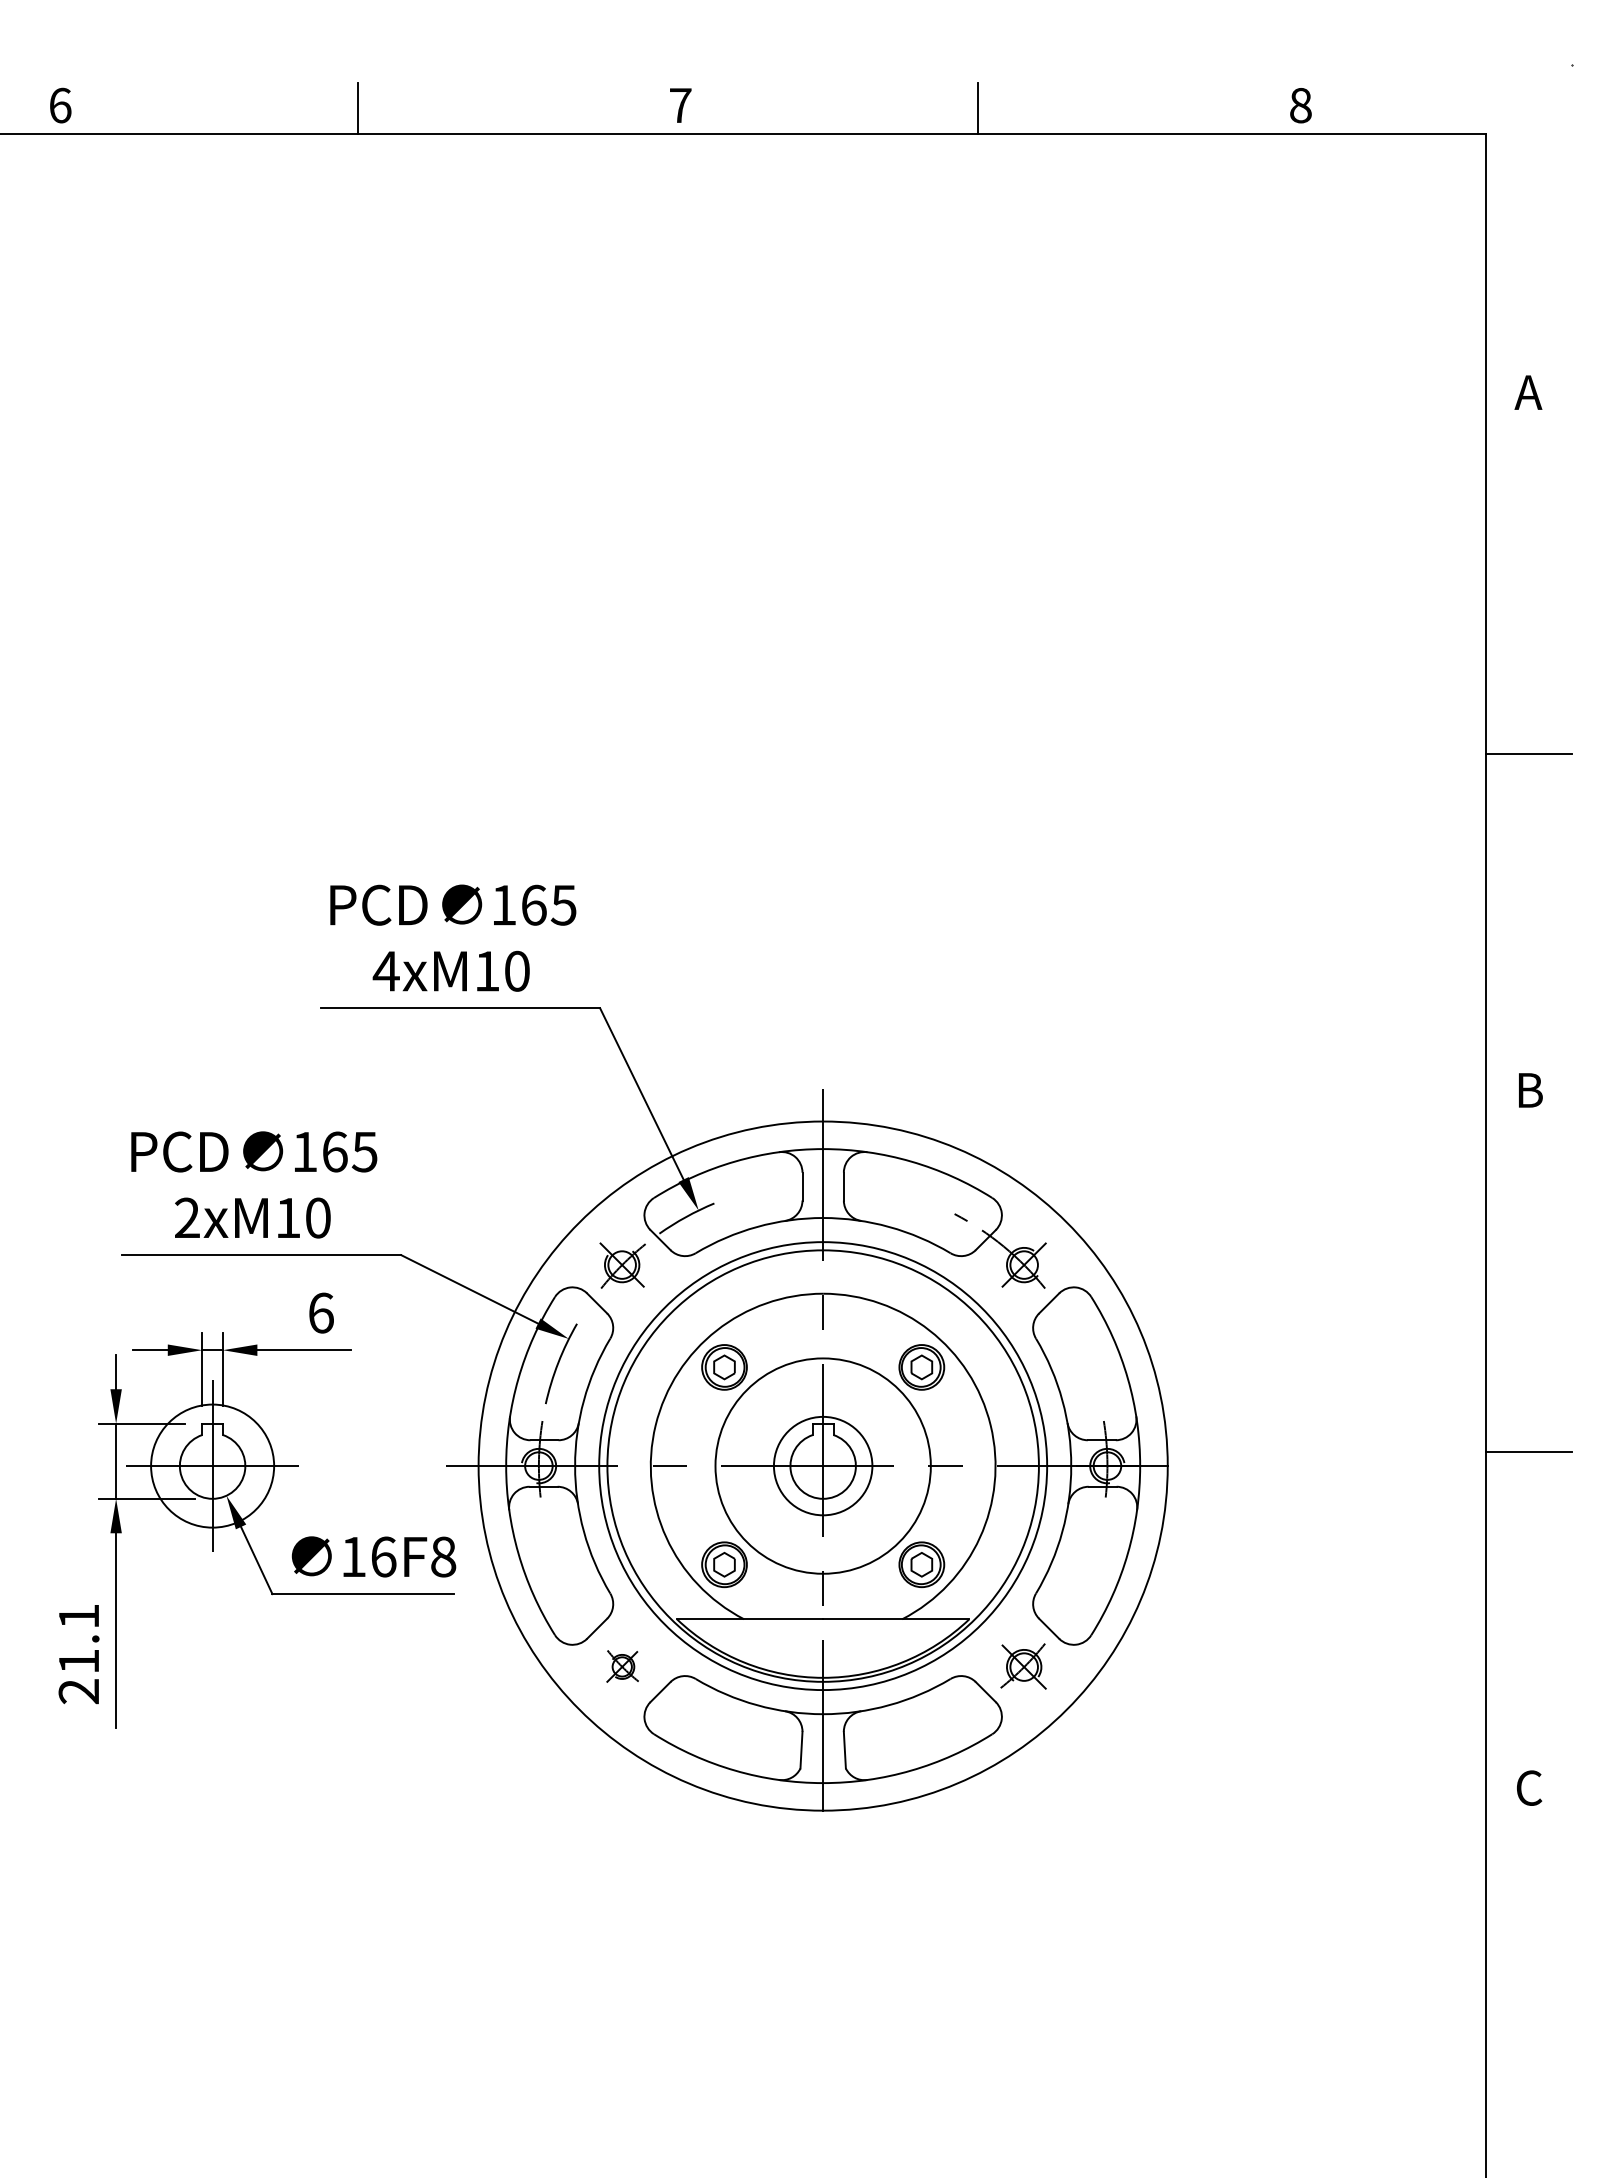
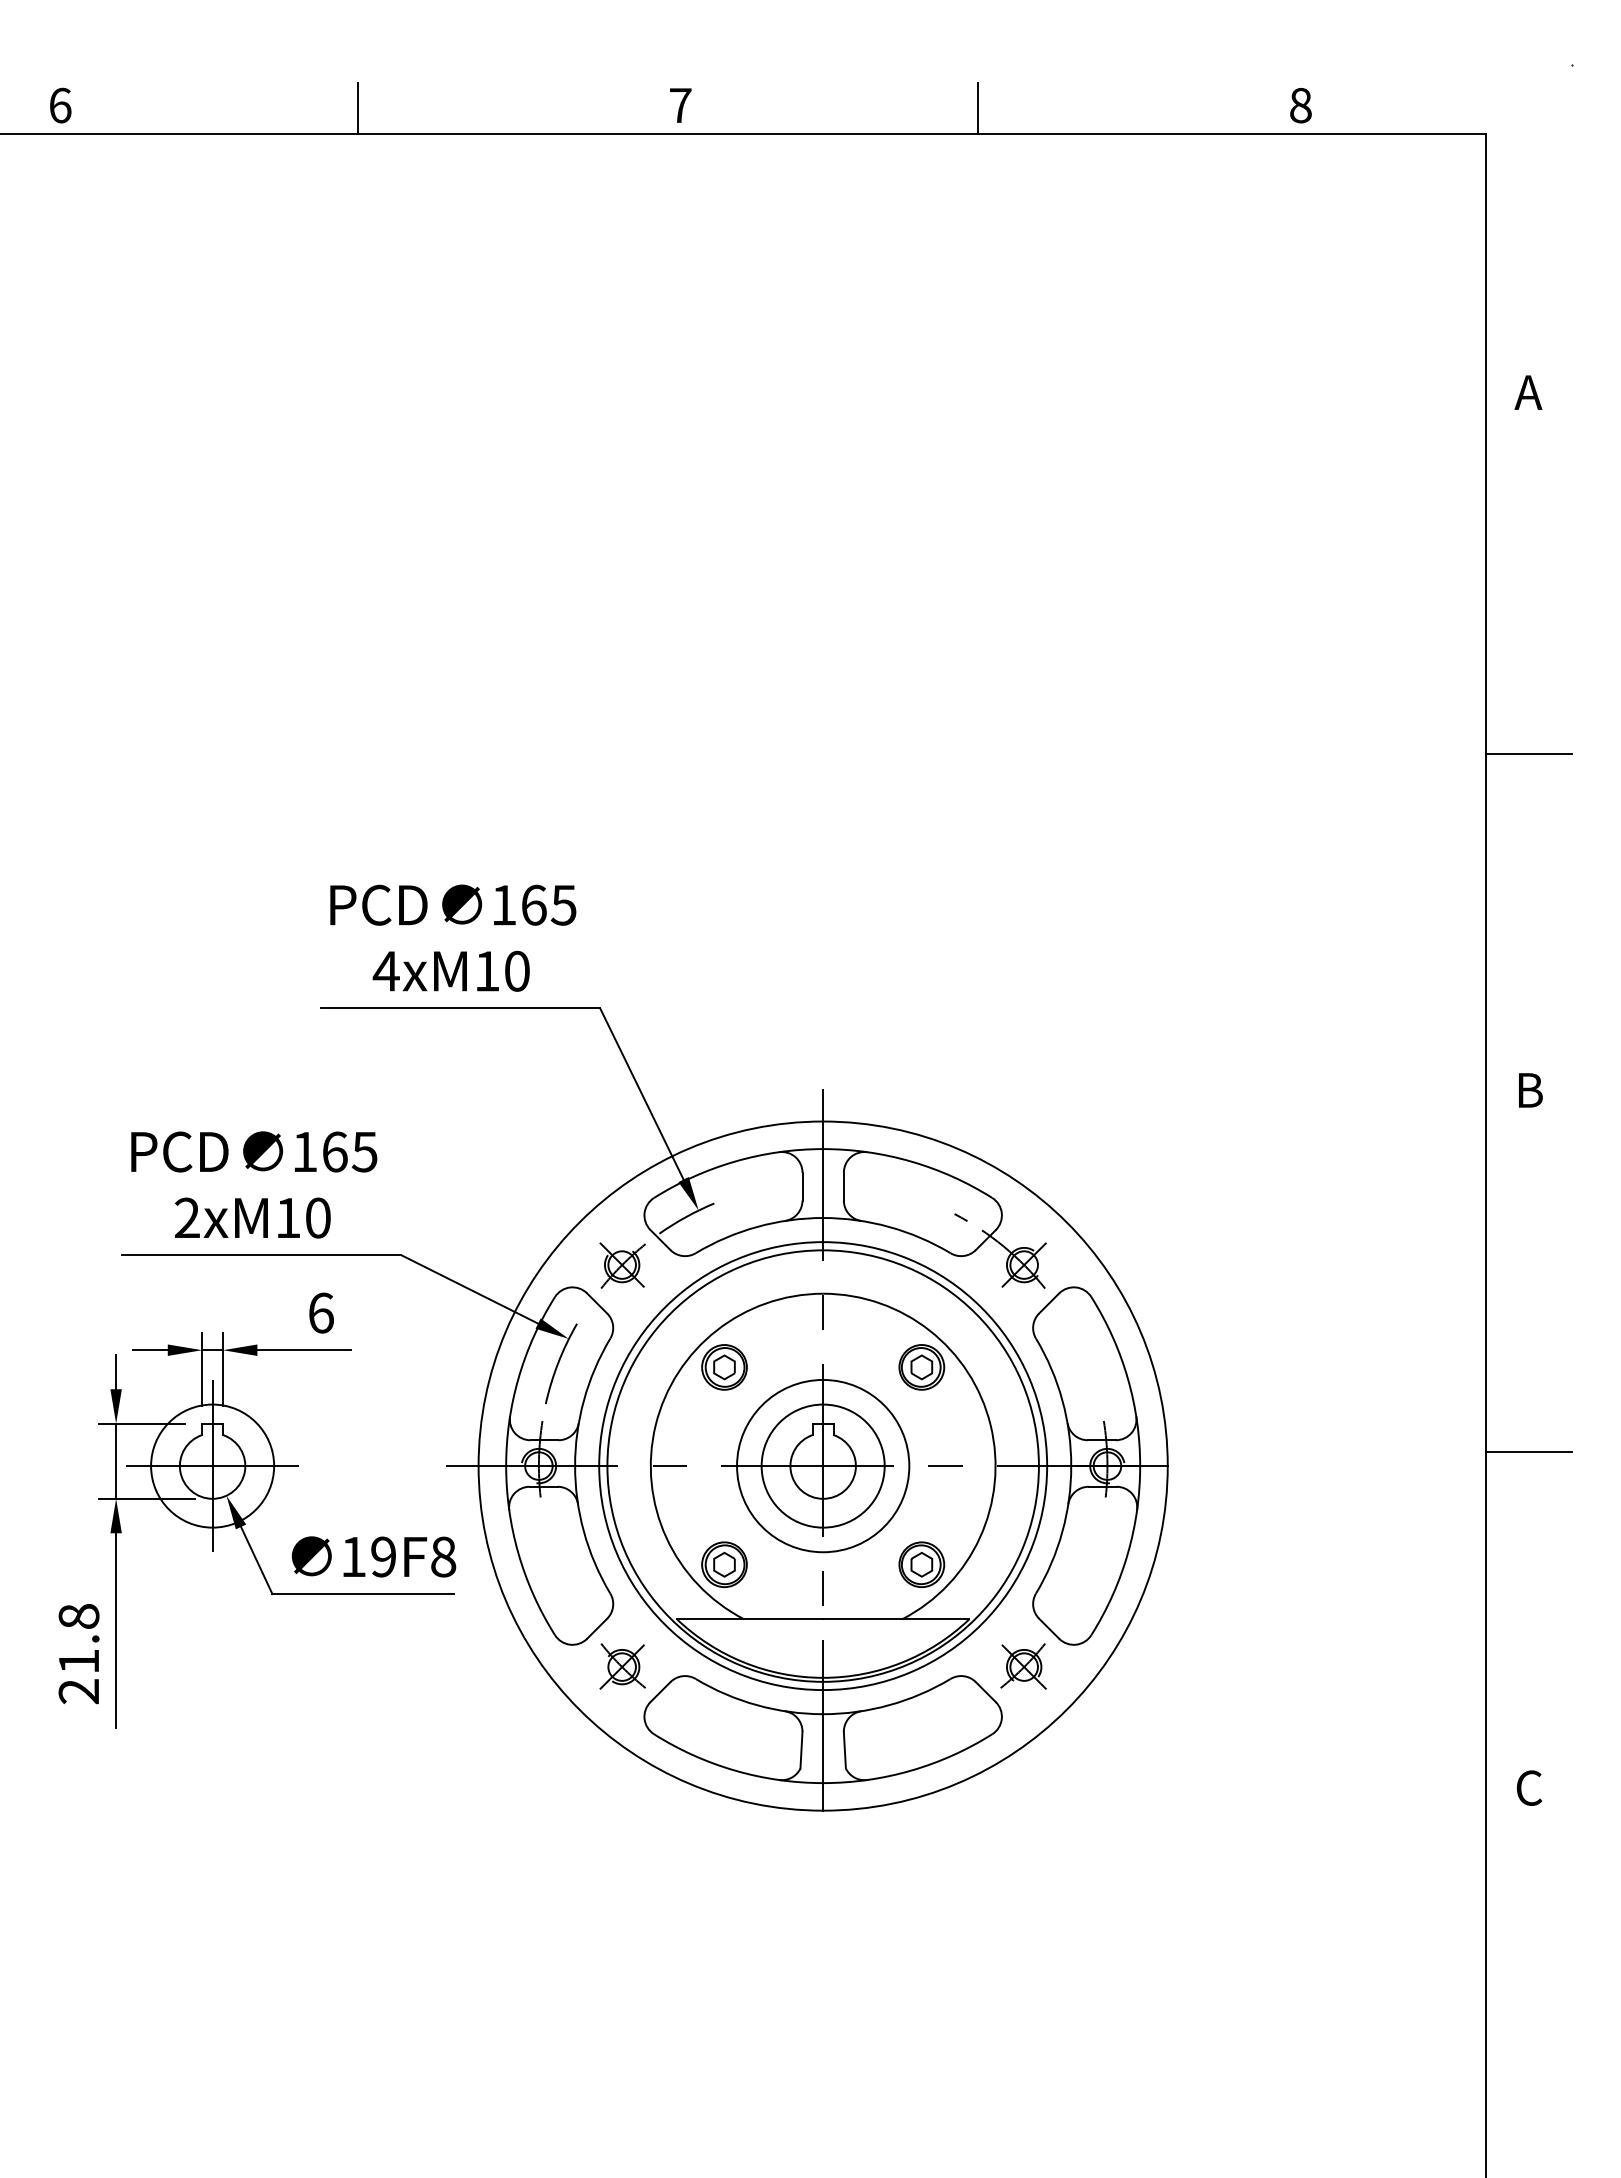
circle diameter: 215 px -> 172 px (823, 1465)
circle diameter: 98 px -> 123 px (822, 1465)
text: 16F8 -> 19F8 (383, 1556)
text: 21.1 -> 21.8 (78, 1616)
part size: 33x33 px -> 47x47 px (622, 1666)
